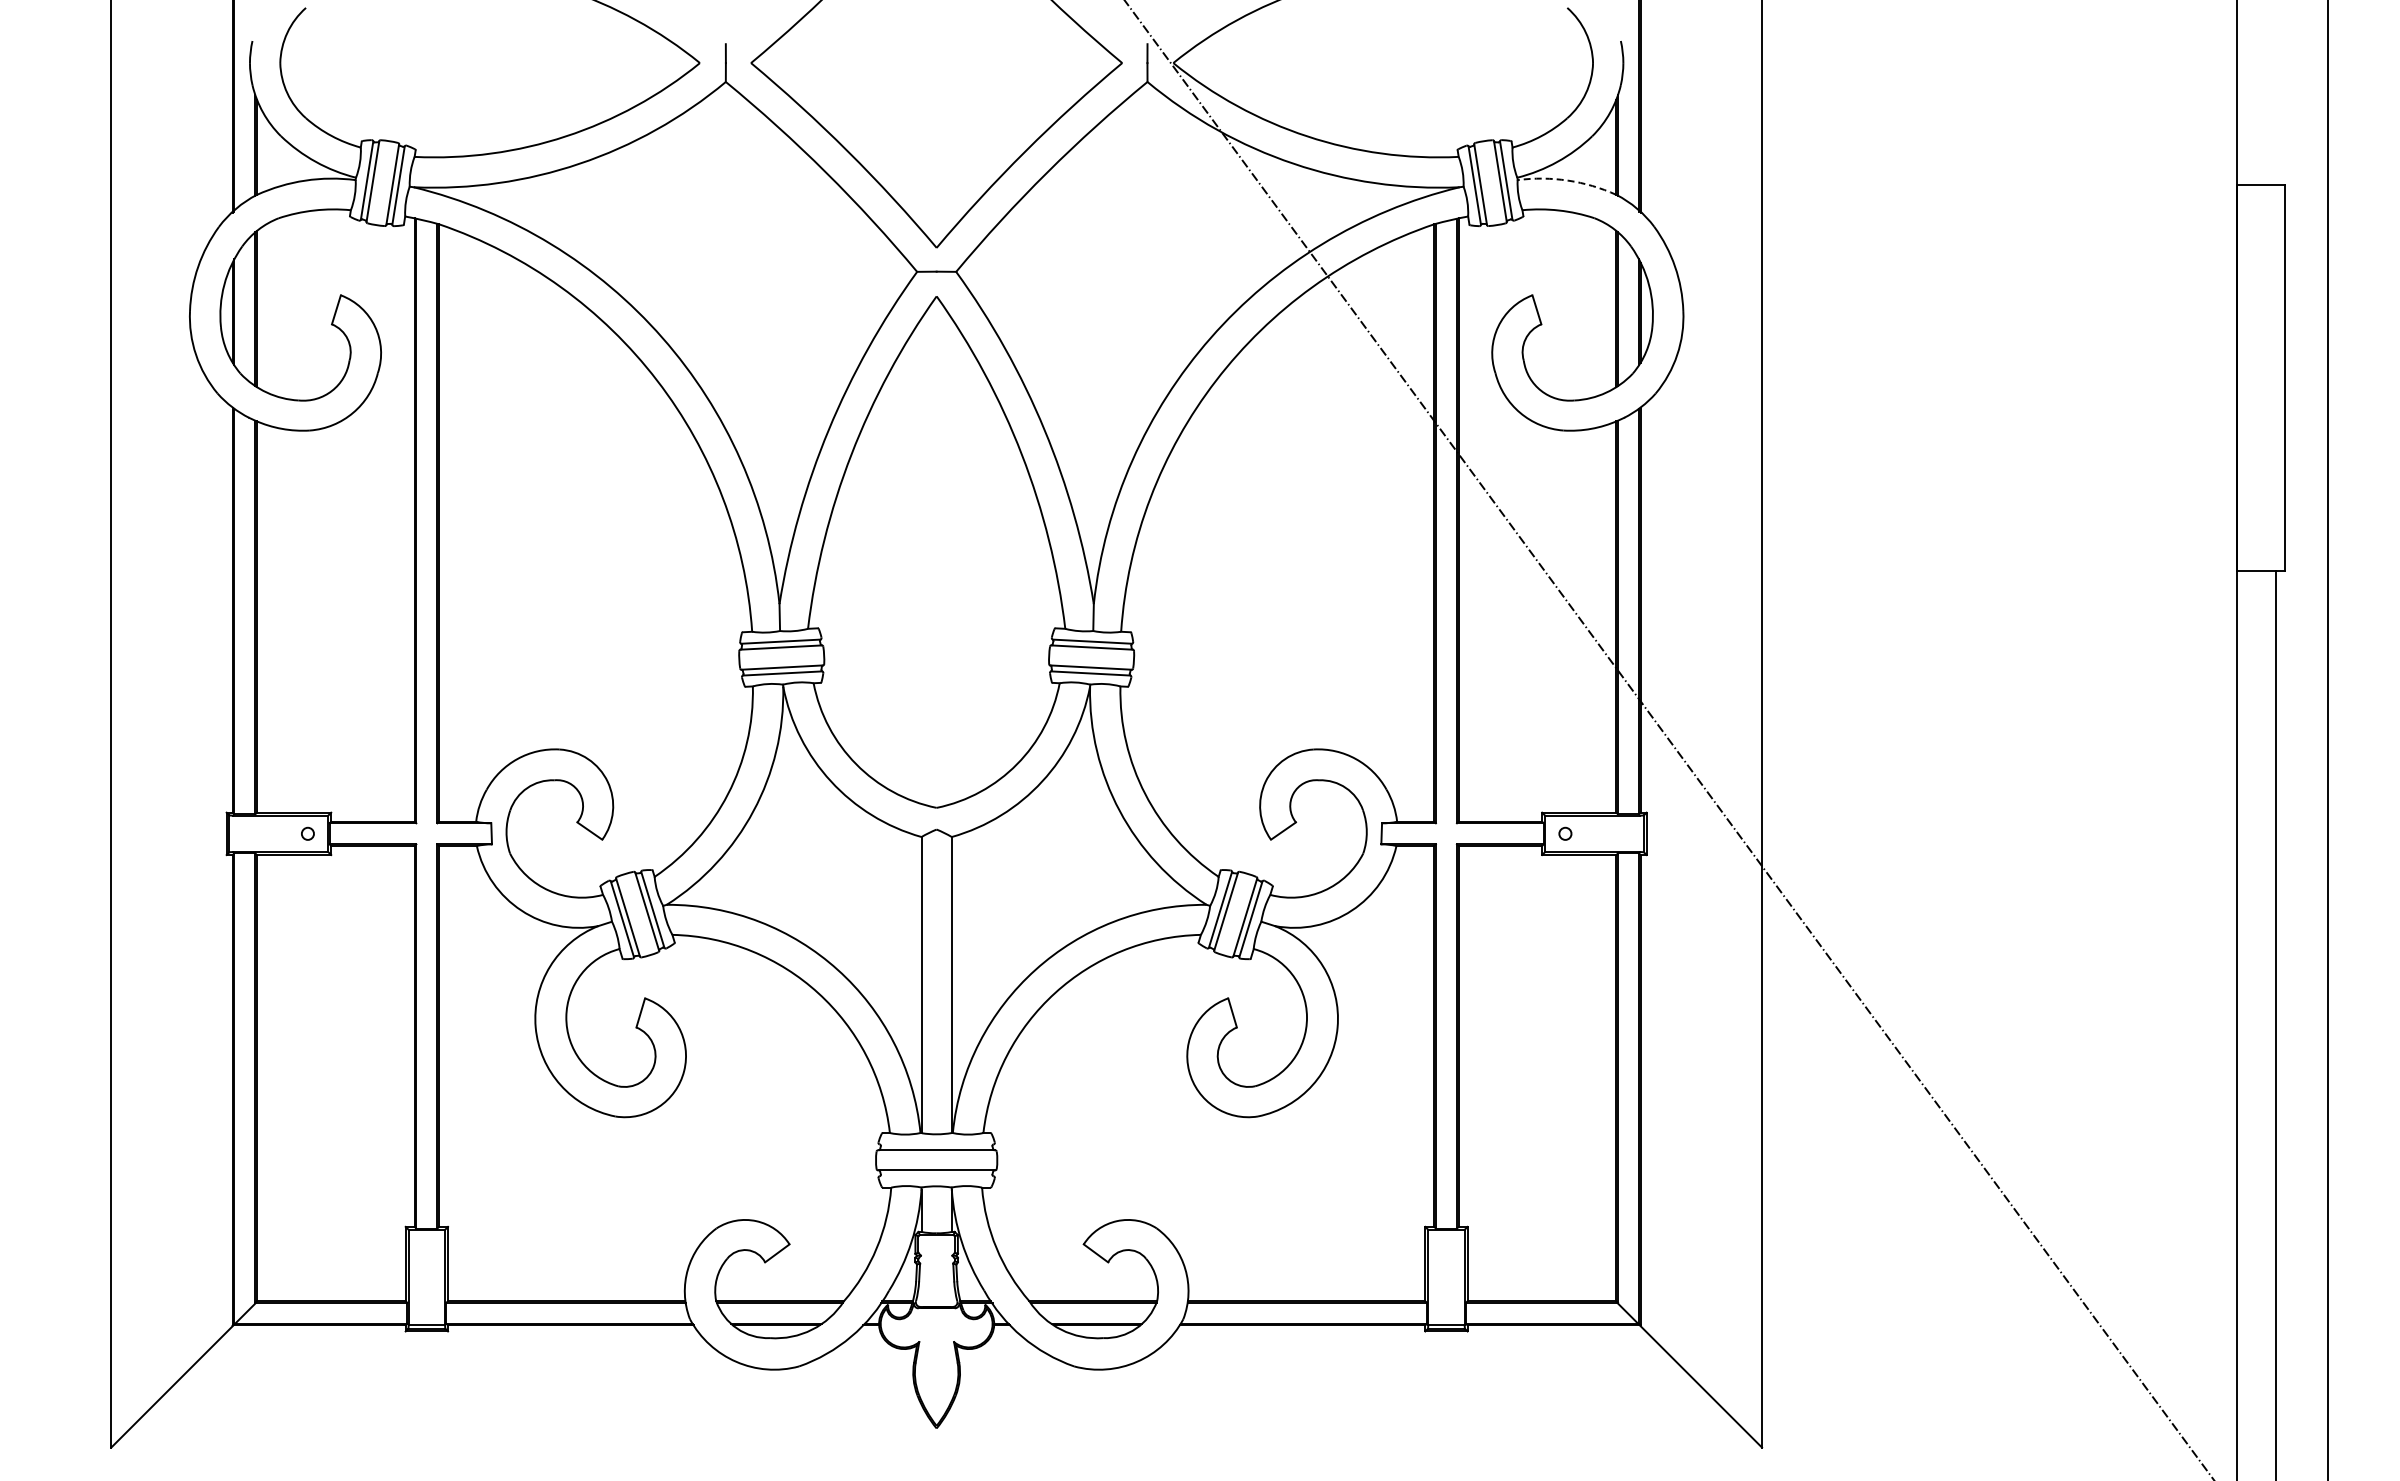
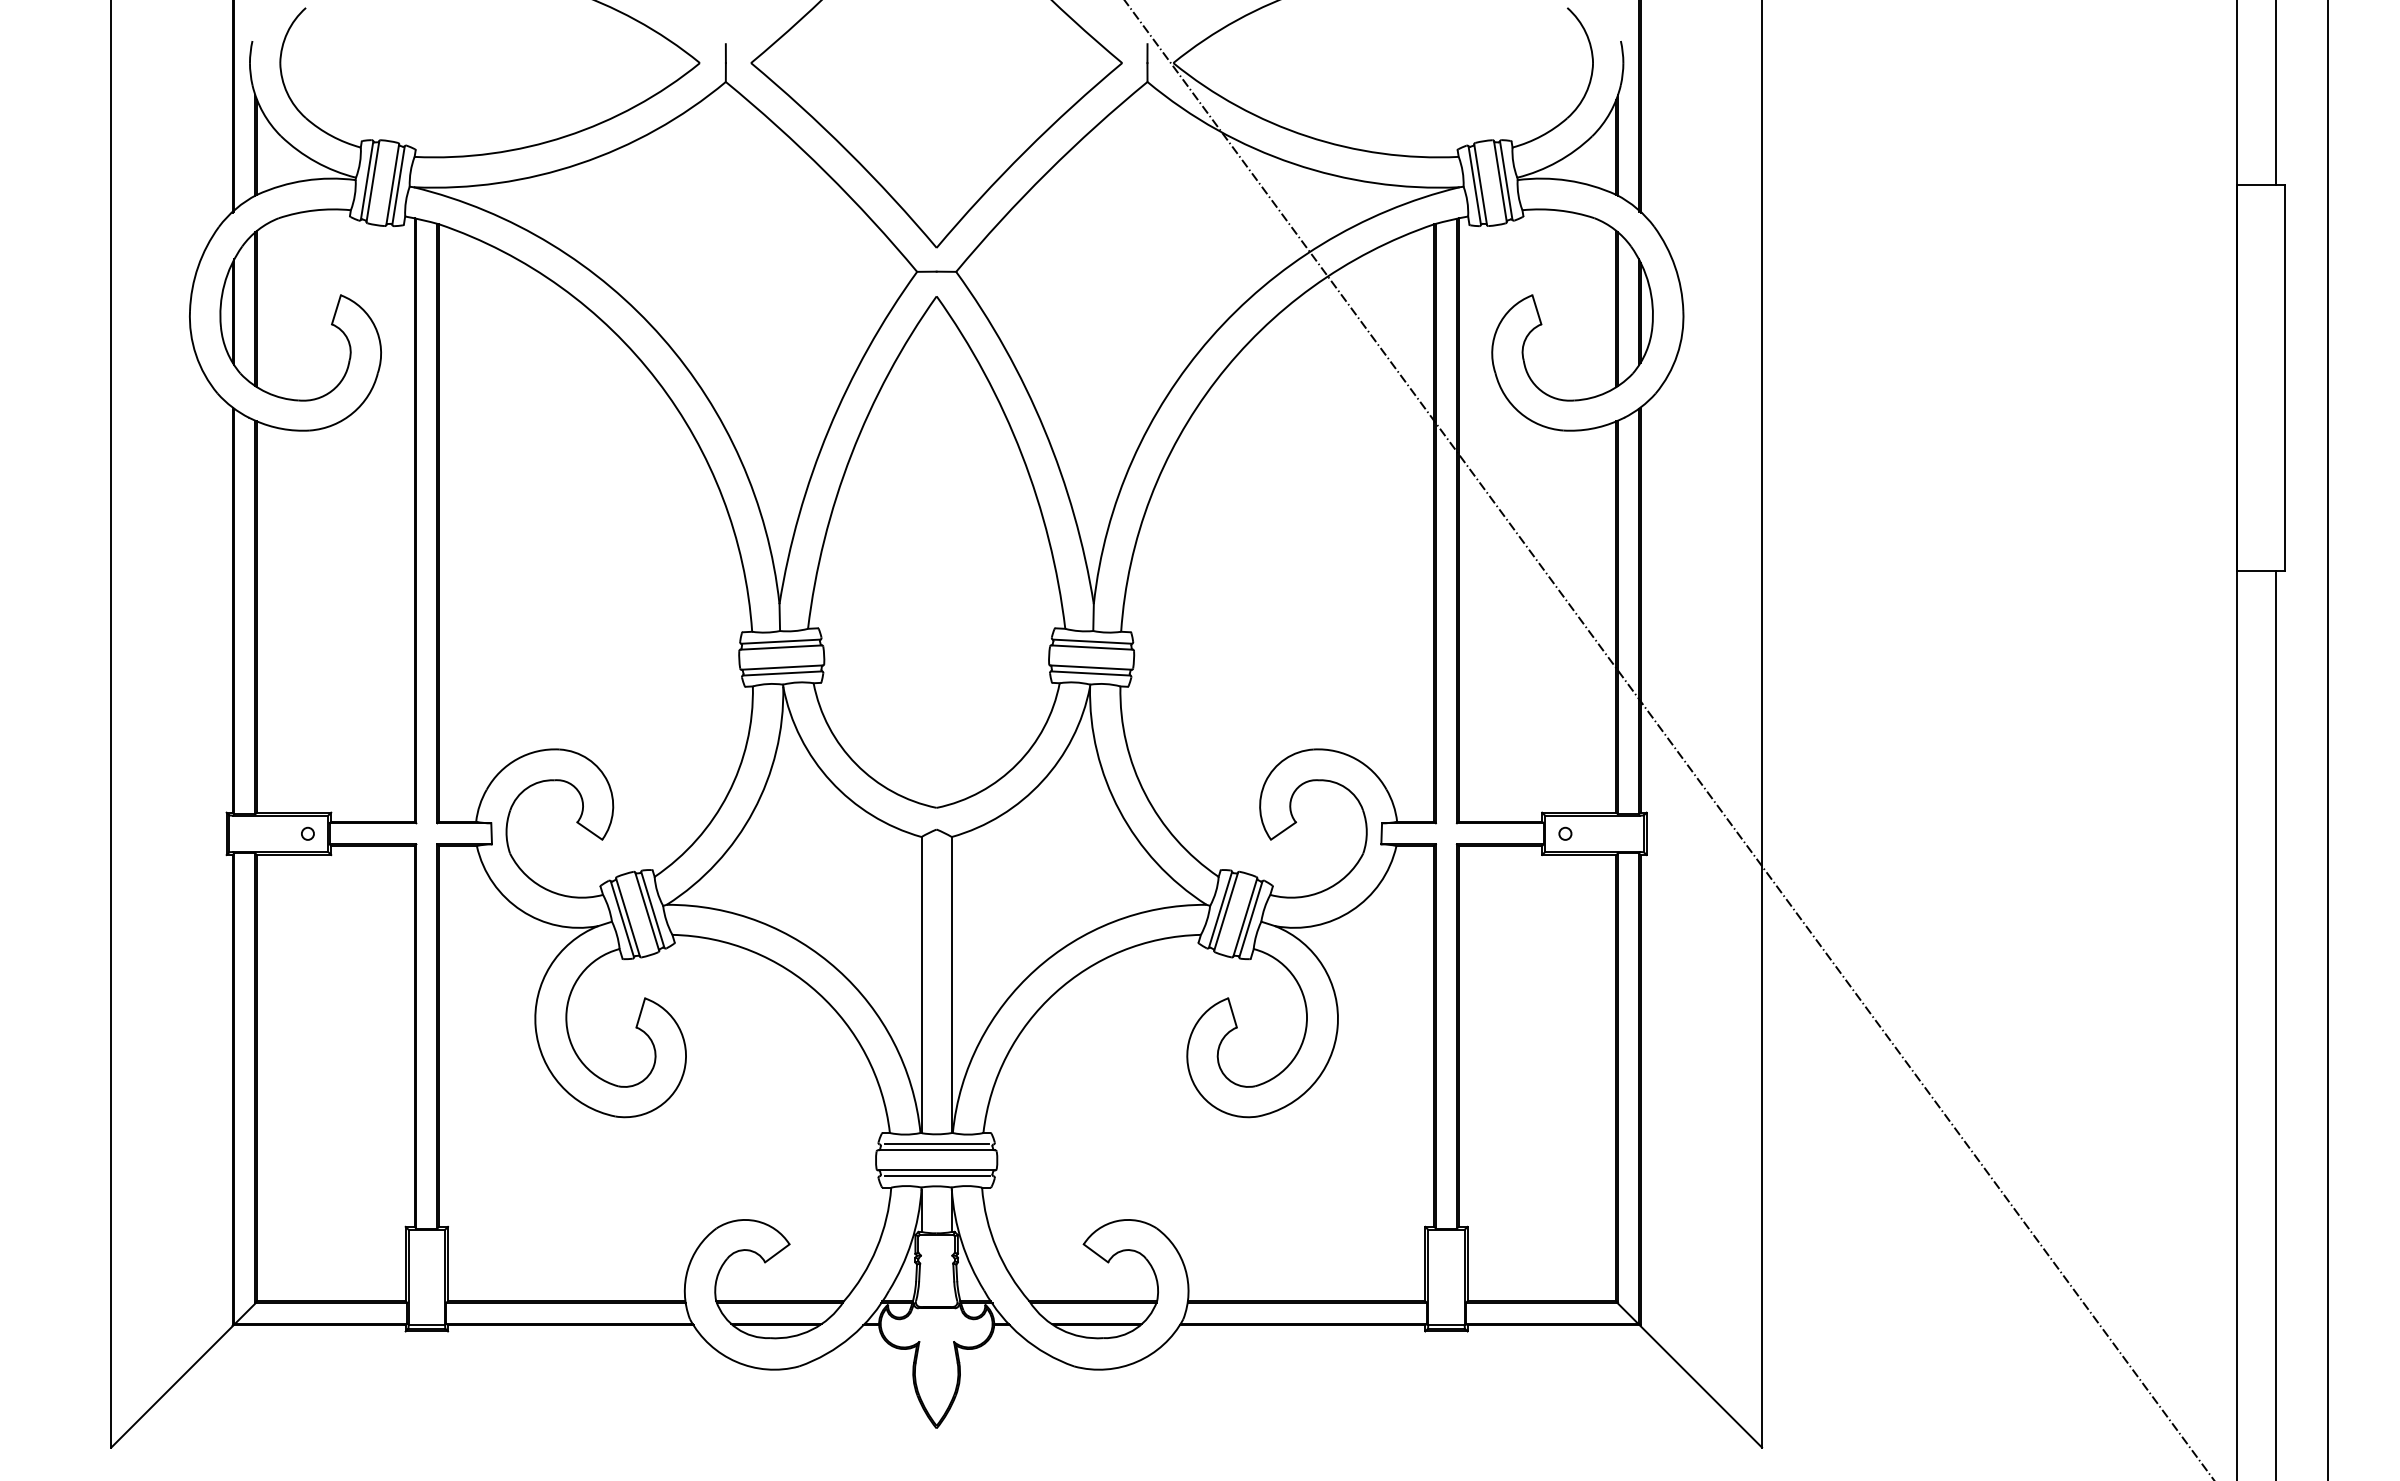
line: none -> present (2276, 93)
arc: dashed -> solid (1568, 180)
line: none -> present (936, 1144)
line: none -> present (936, 1176)
